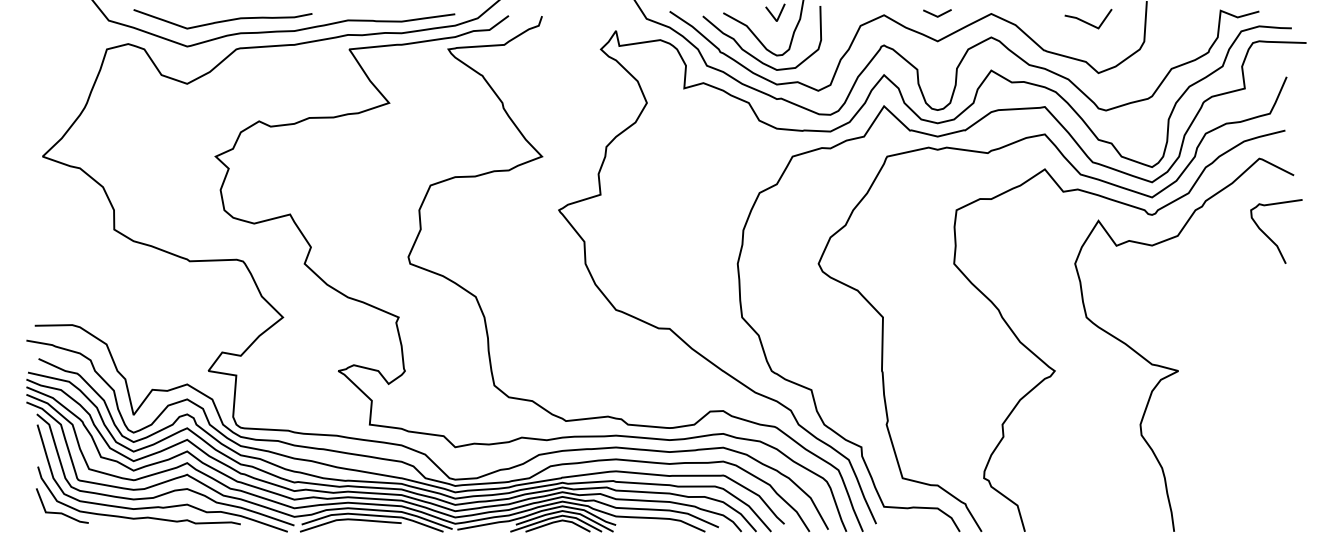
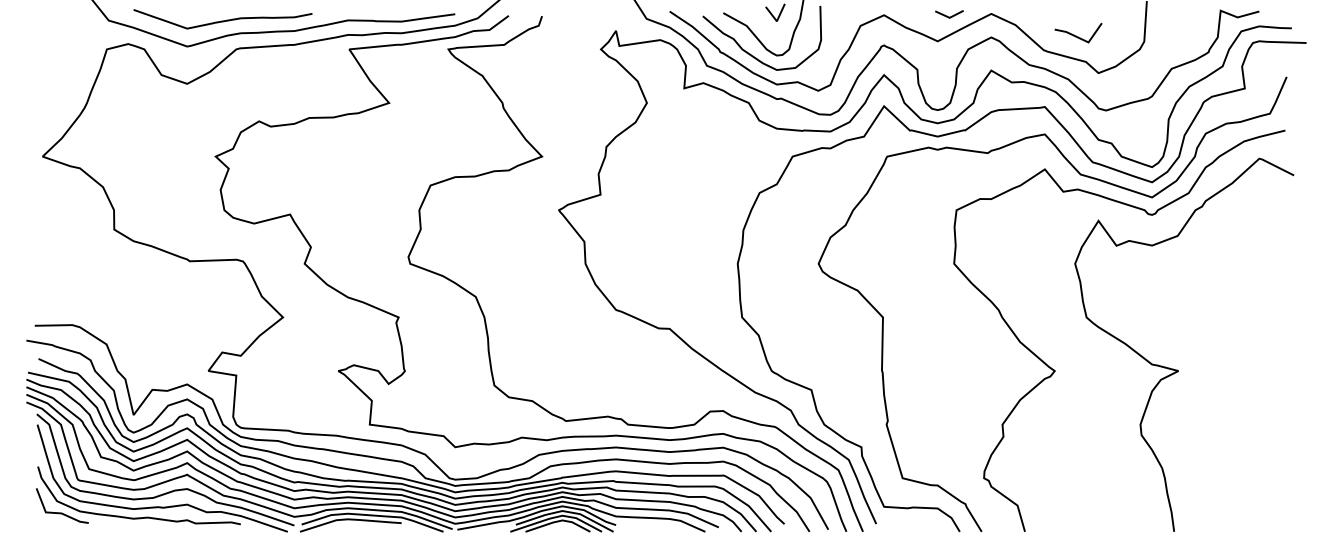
line position: (937, 15) -> (949, 16) (949, 16)
line position: (1086, 21) -> (1076, 35) (1076, 35)
curve: present -> none (1269, 237)
